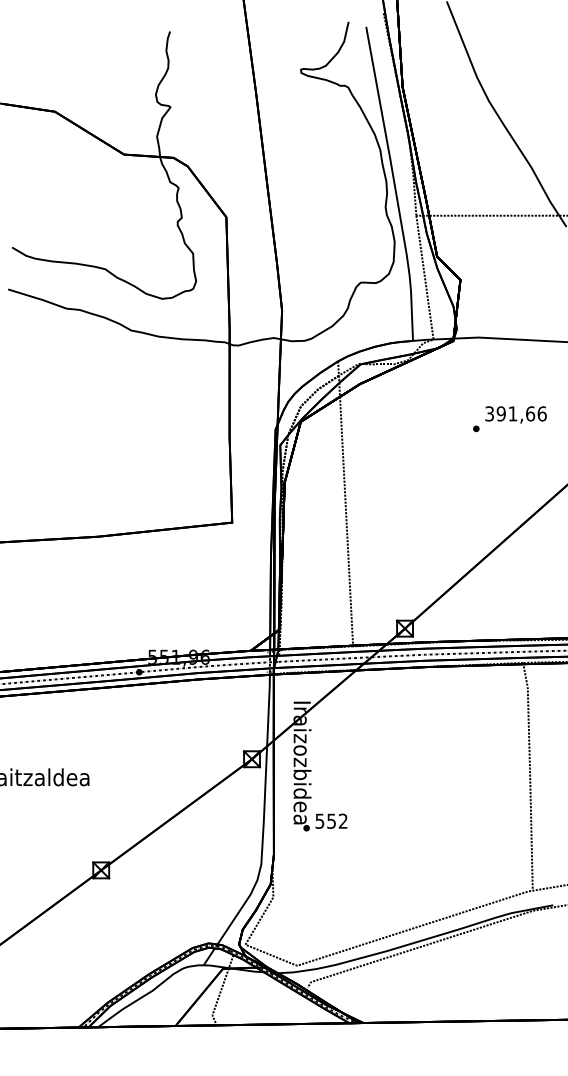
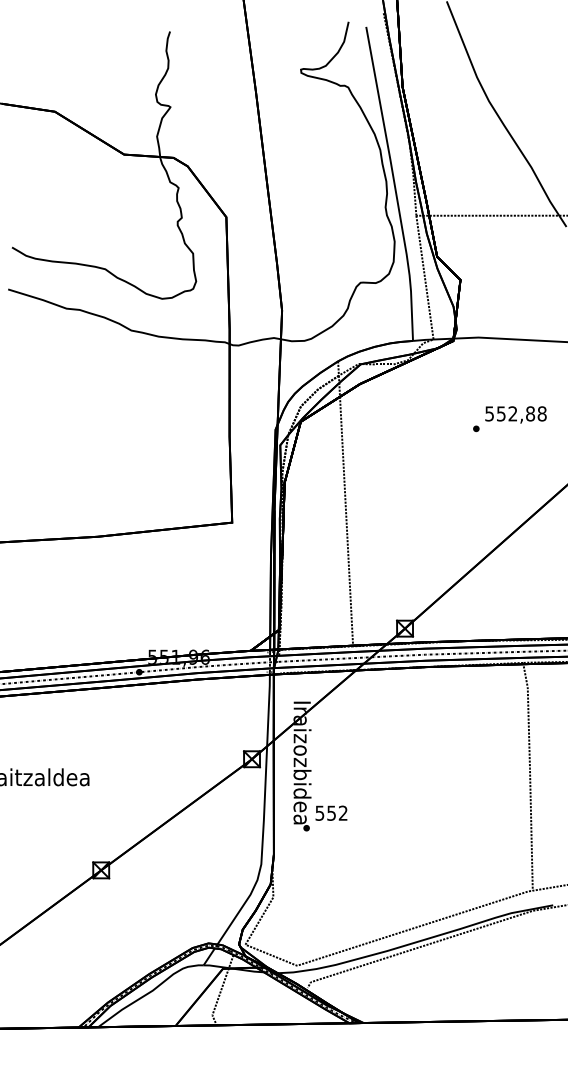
text: 391,66 -> 552,88 (515, 413)
text position: (331, 820) -> (331, 812) (331, 812)
